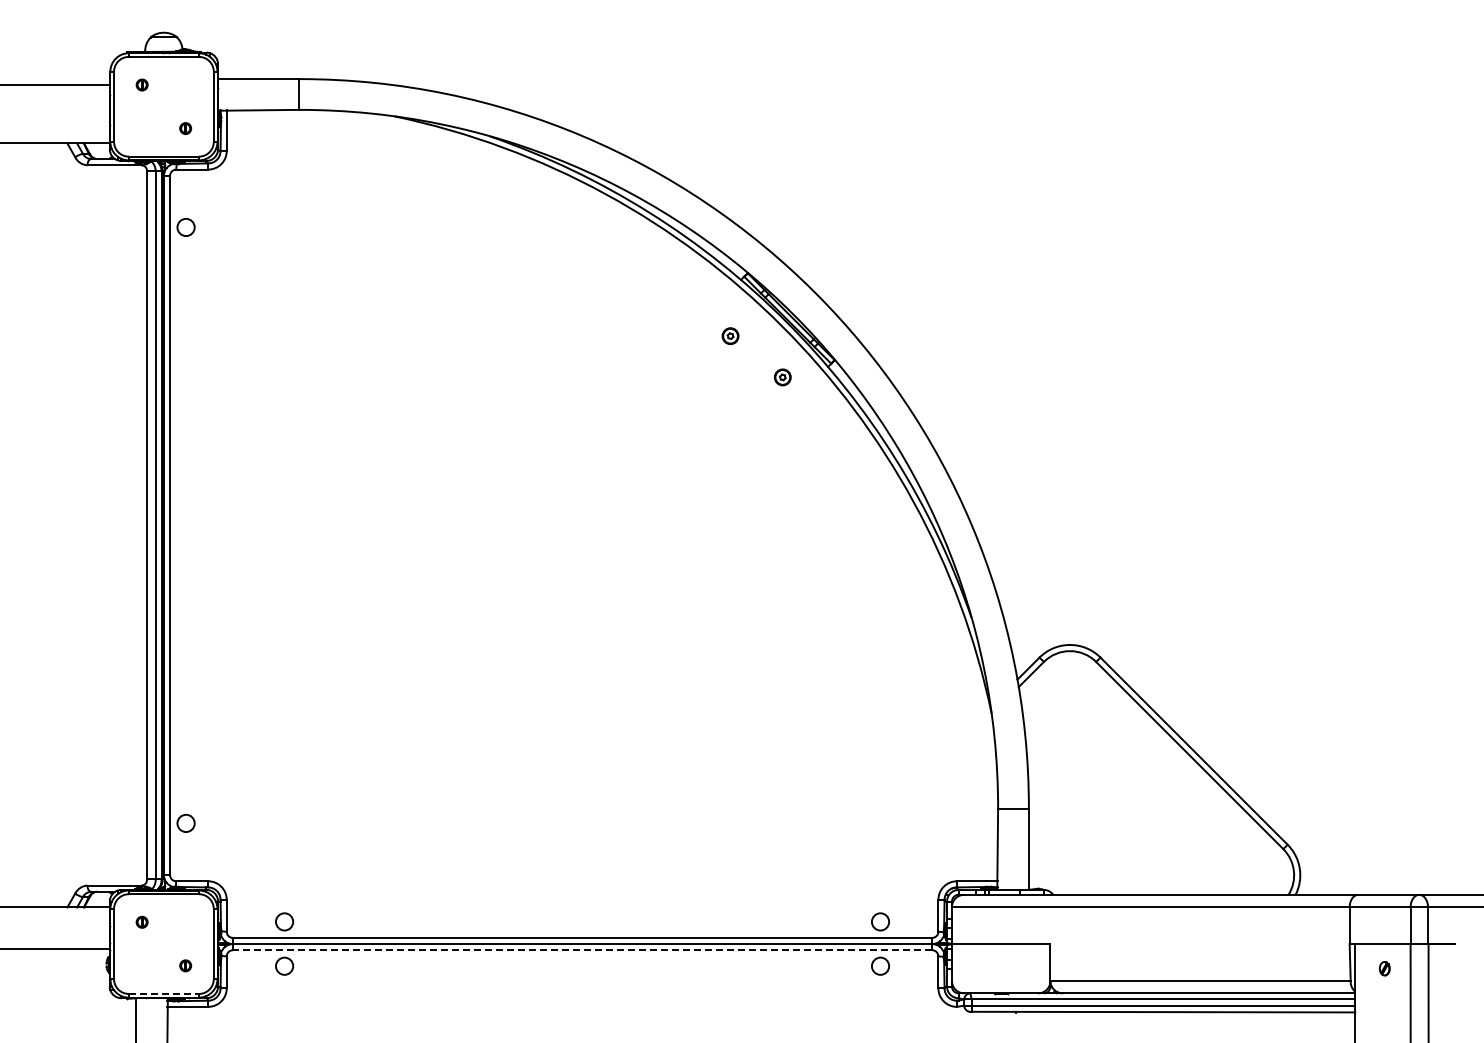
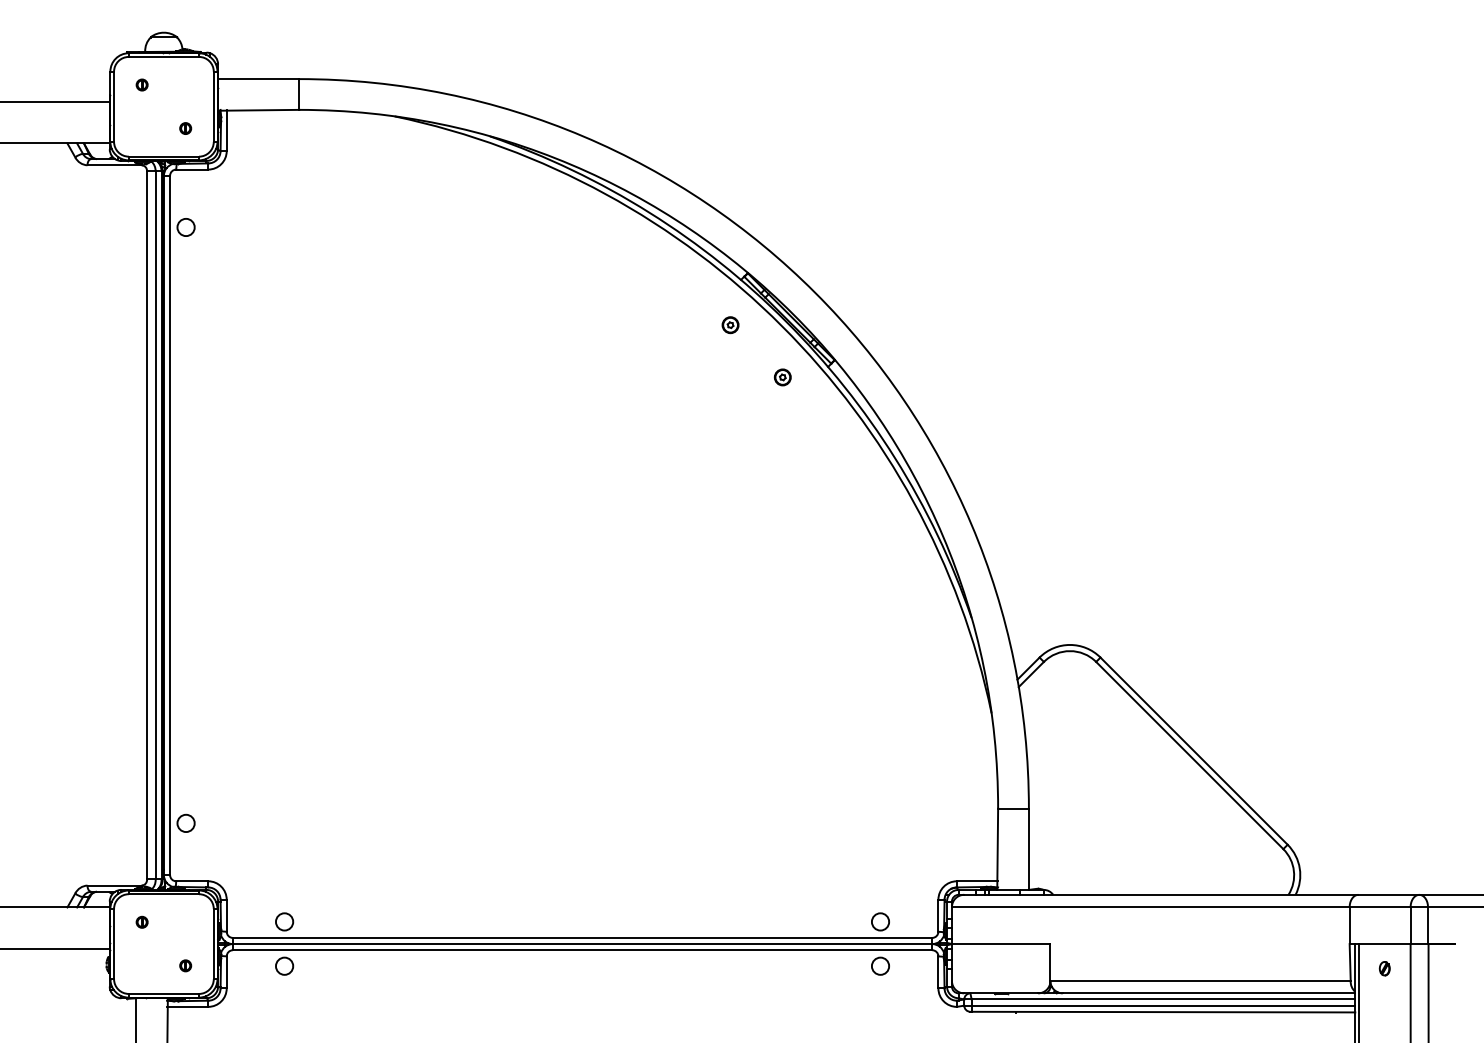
line position: (55, 85) -> (55, 102) (55, 102)
part position: (730, 336) -> (730, 325) (730, 325)
line: dashed -> solid (582, 950)
line: none -> present (1358, 991)
line: dashed -> solid (164, 993)
